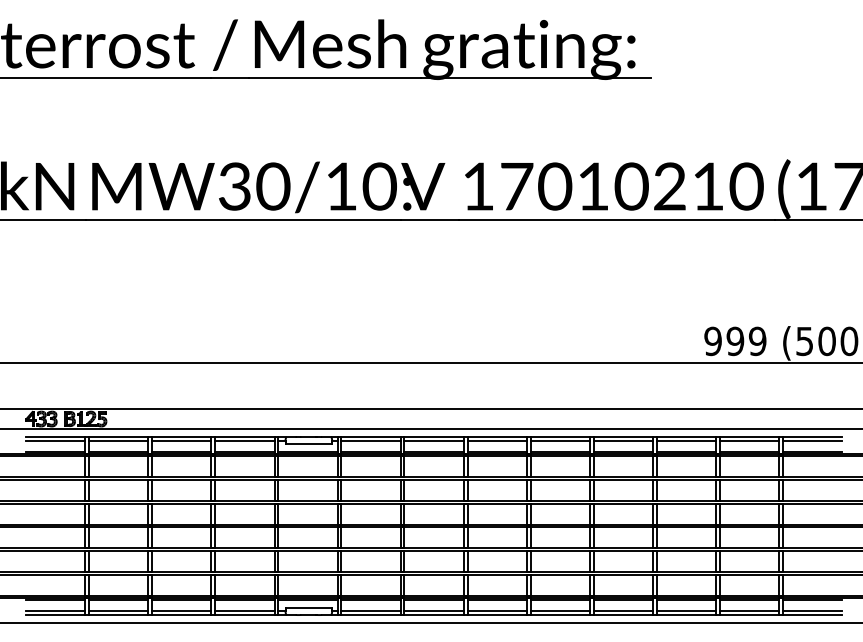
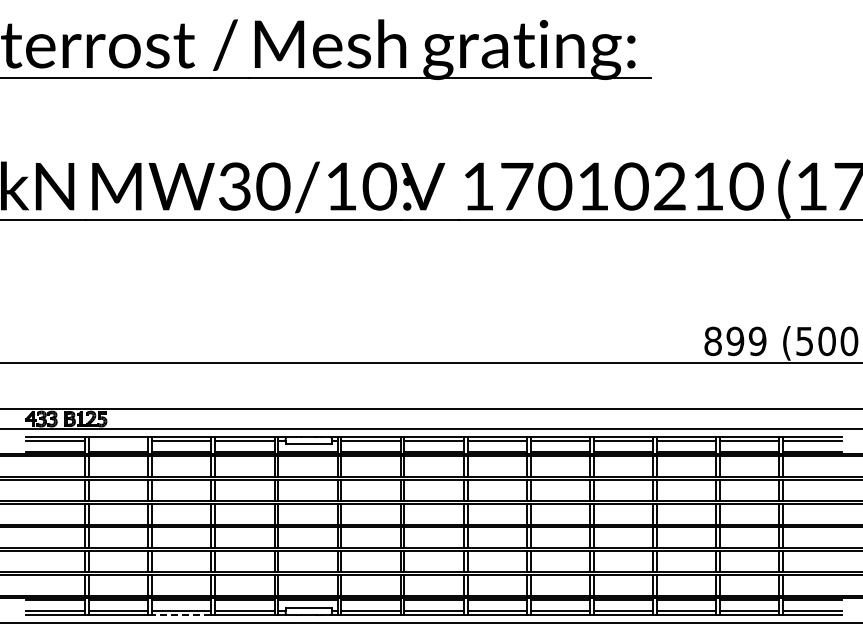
text: 999 -> 899 (712, 341)
line: present -> none (118, 440)
line: solid -> dashed (181, 615)
